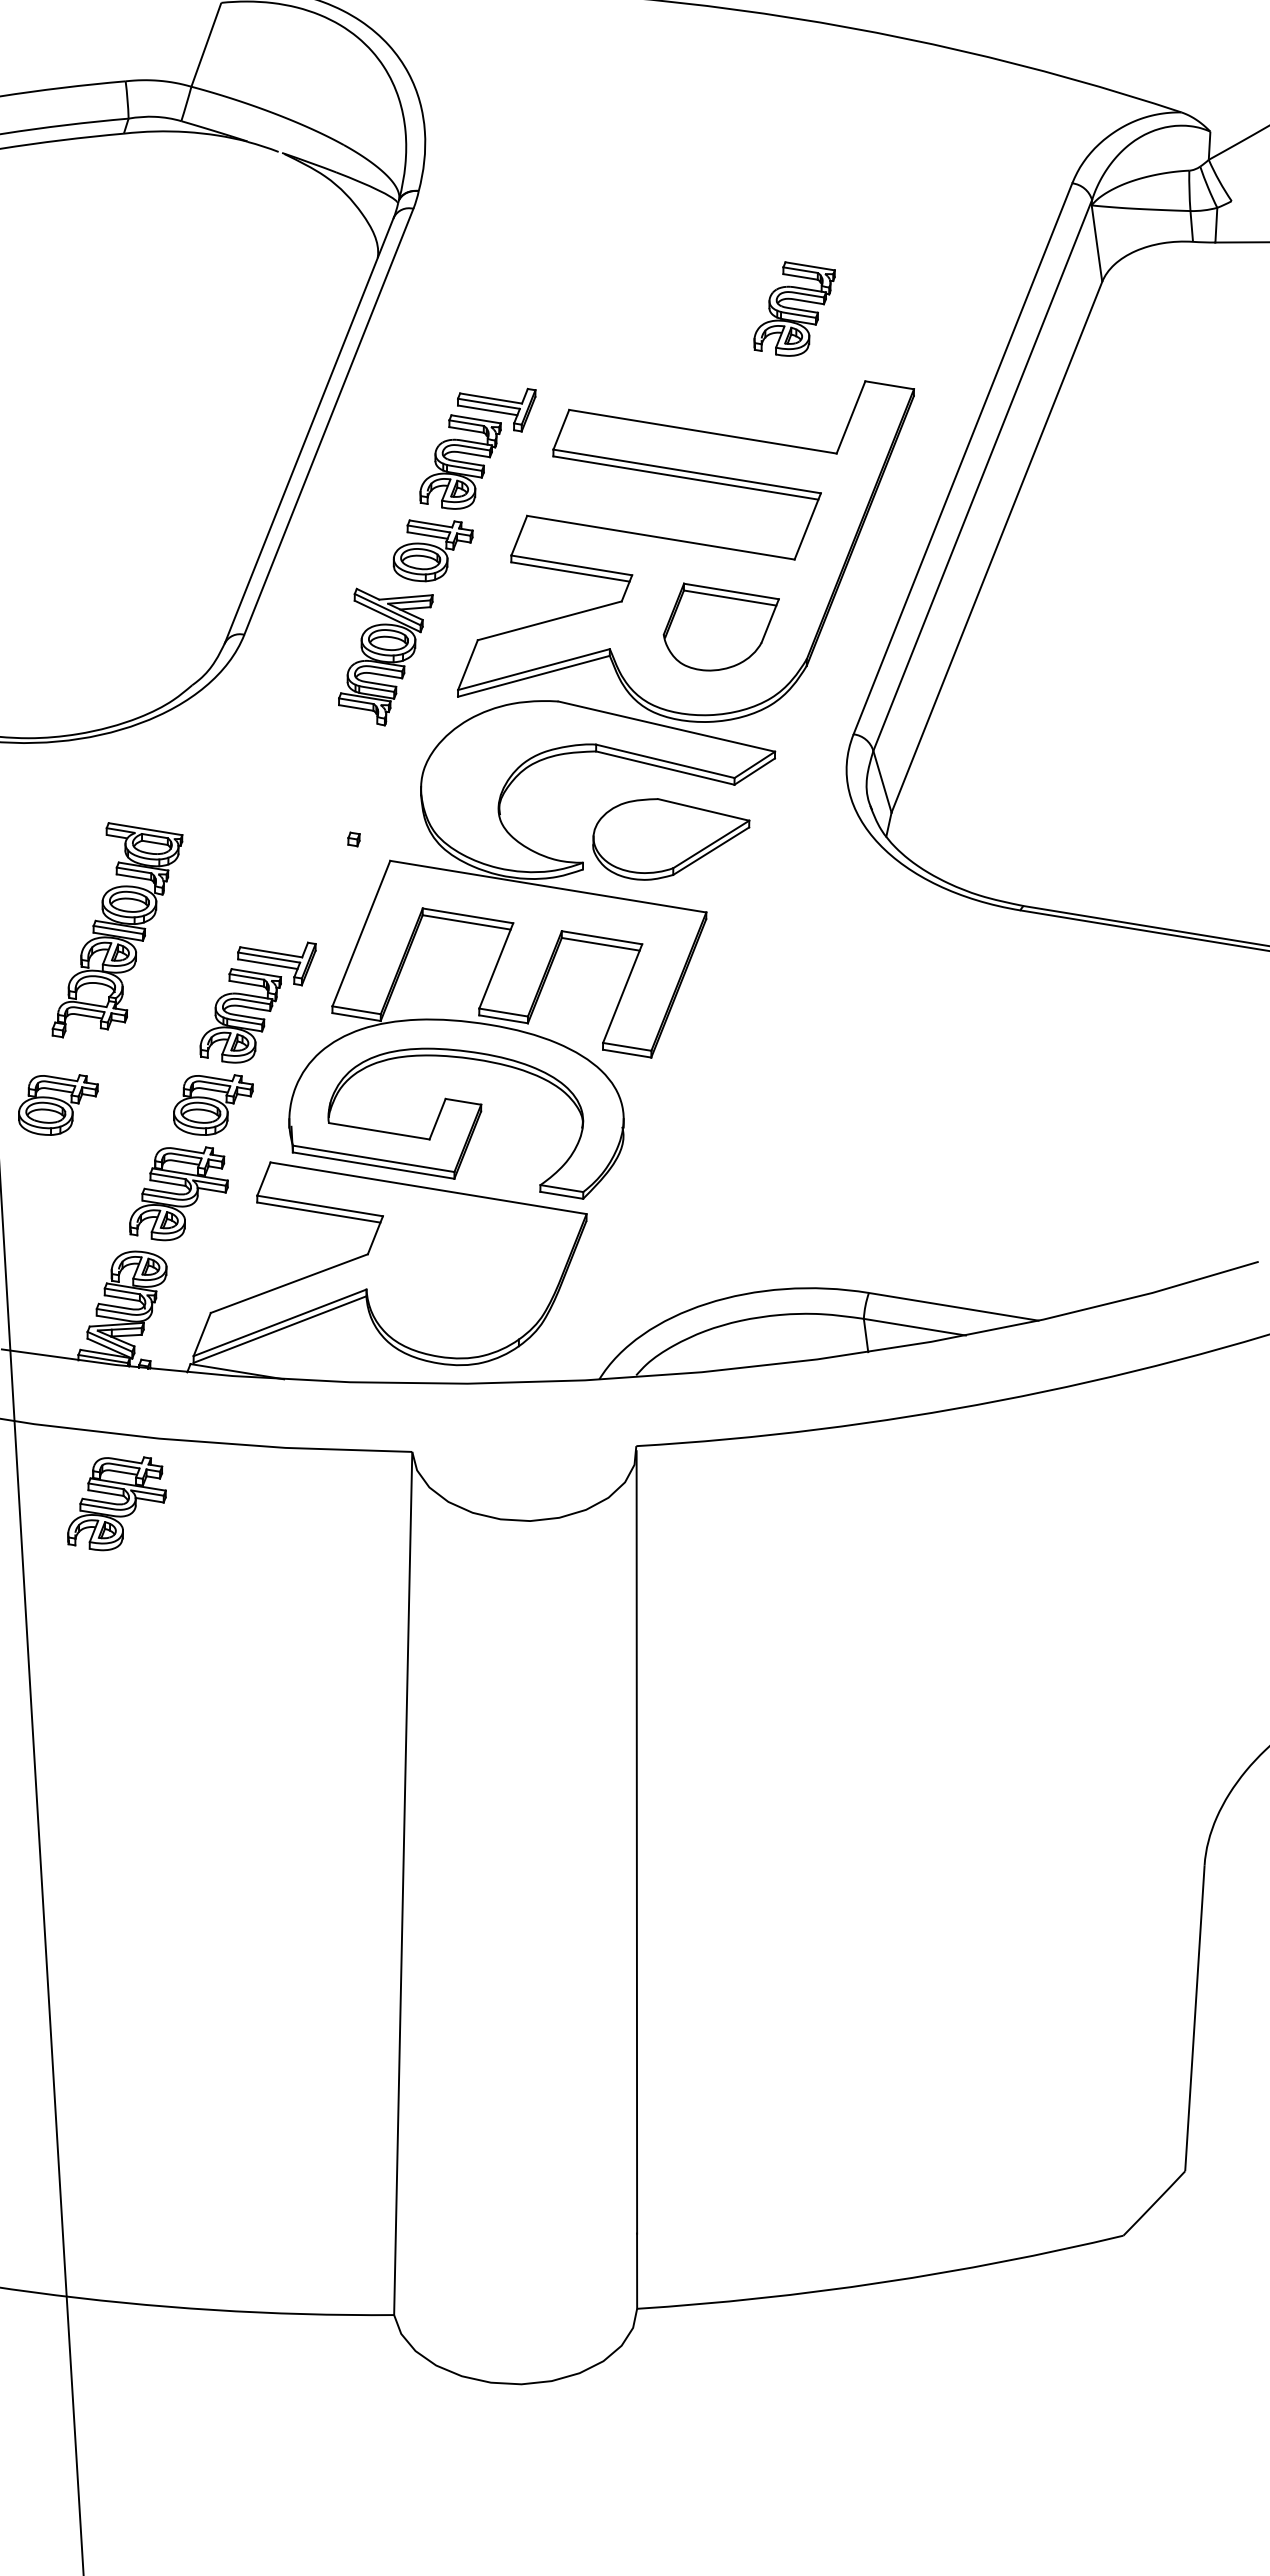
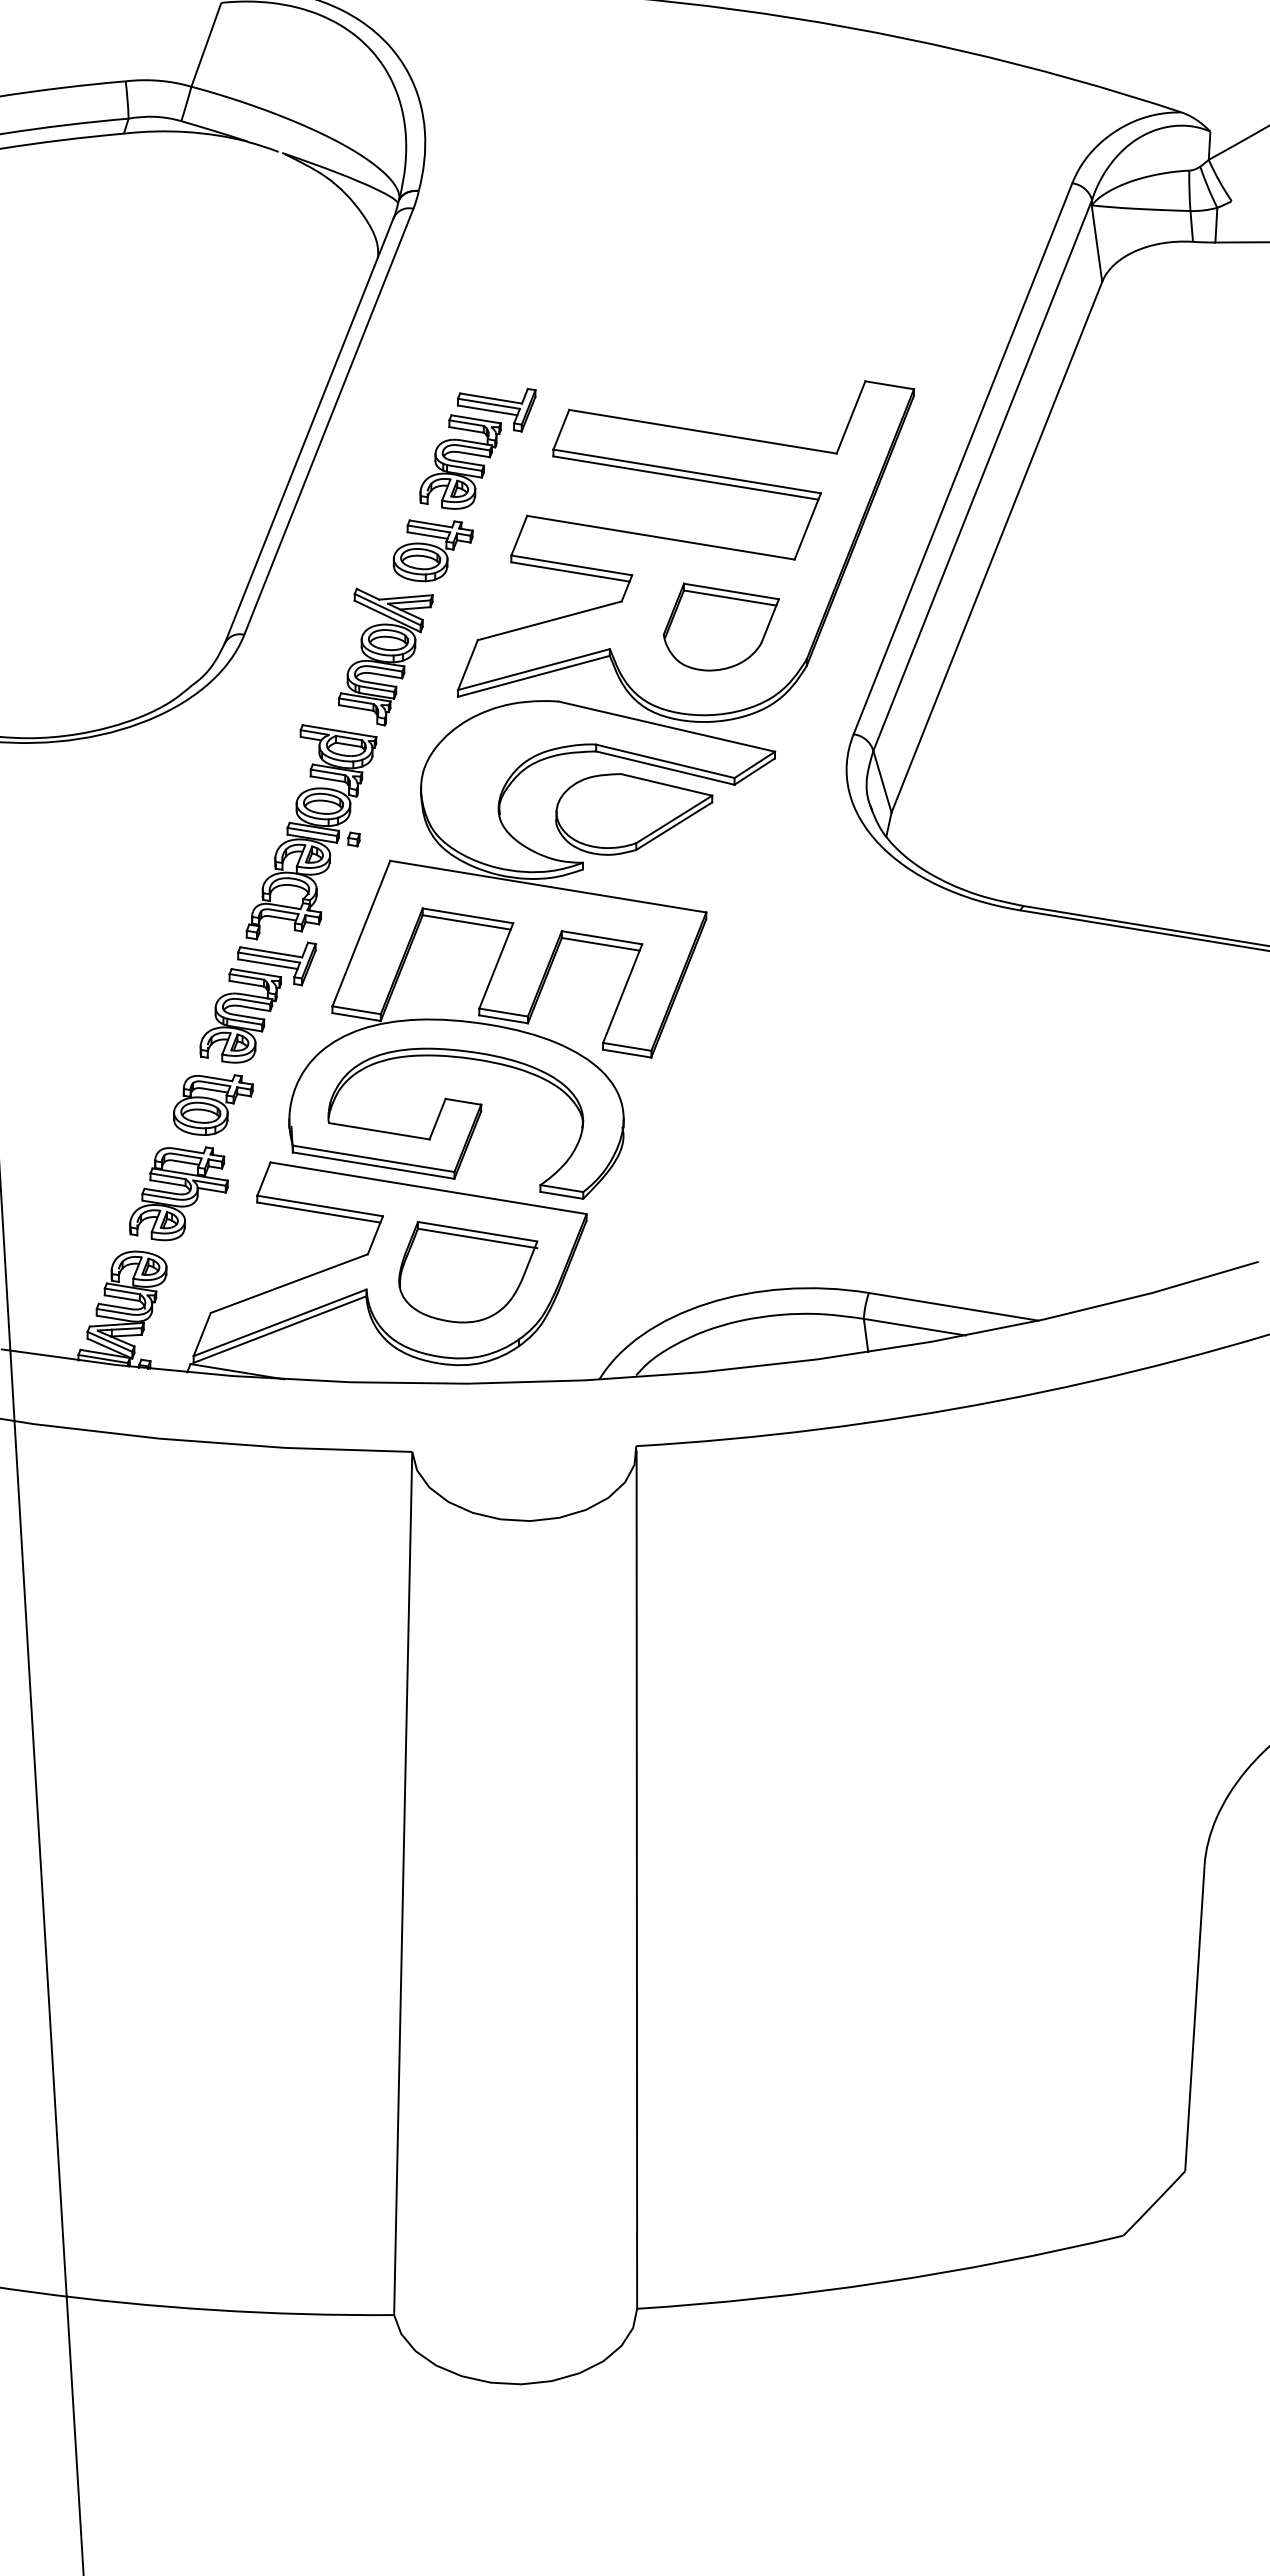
part: present -> none (794, 308)
part position: (671, 839) -> (634, 814) (634, 814)
part position: (117, 930) -> (311, 832) (311, 832)
part: present -> none (58, 1104)
part: none -> present (468, 1272)
part: present -> none (116, 1503)
